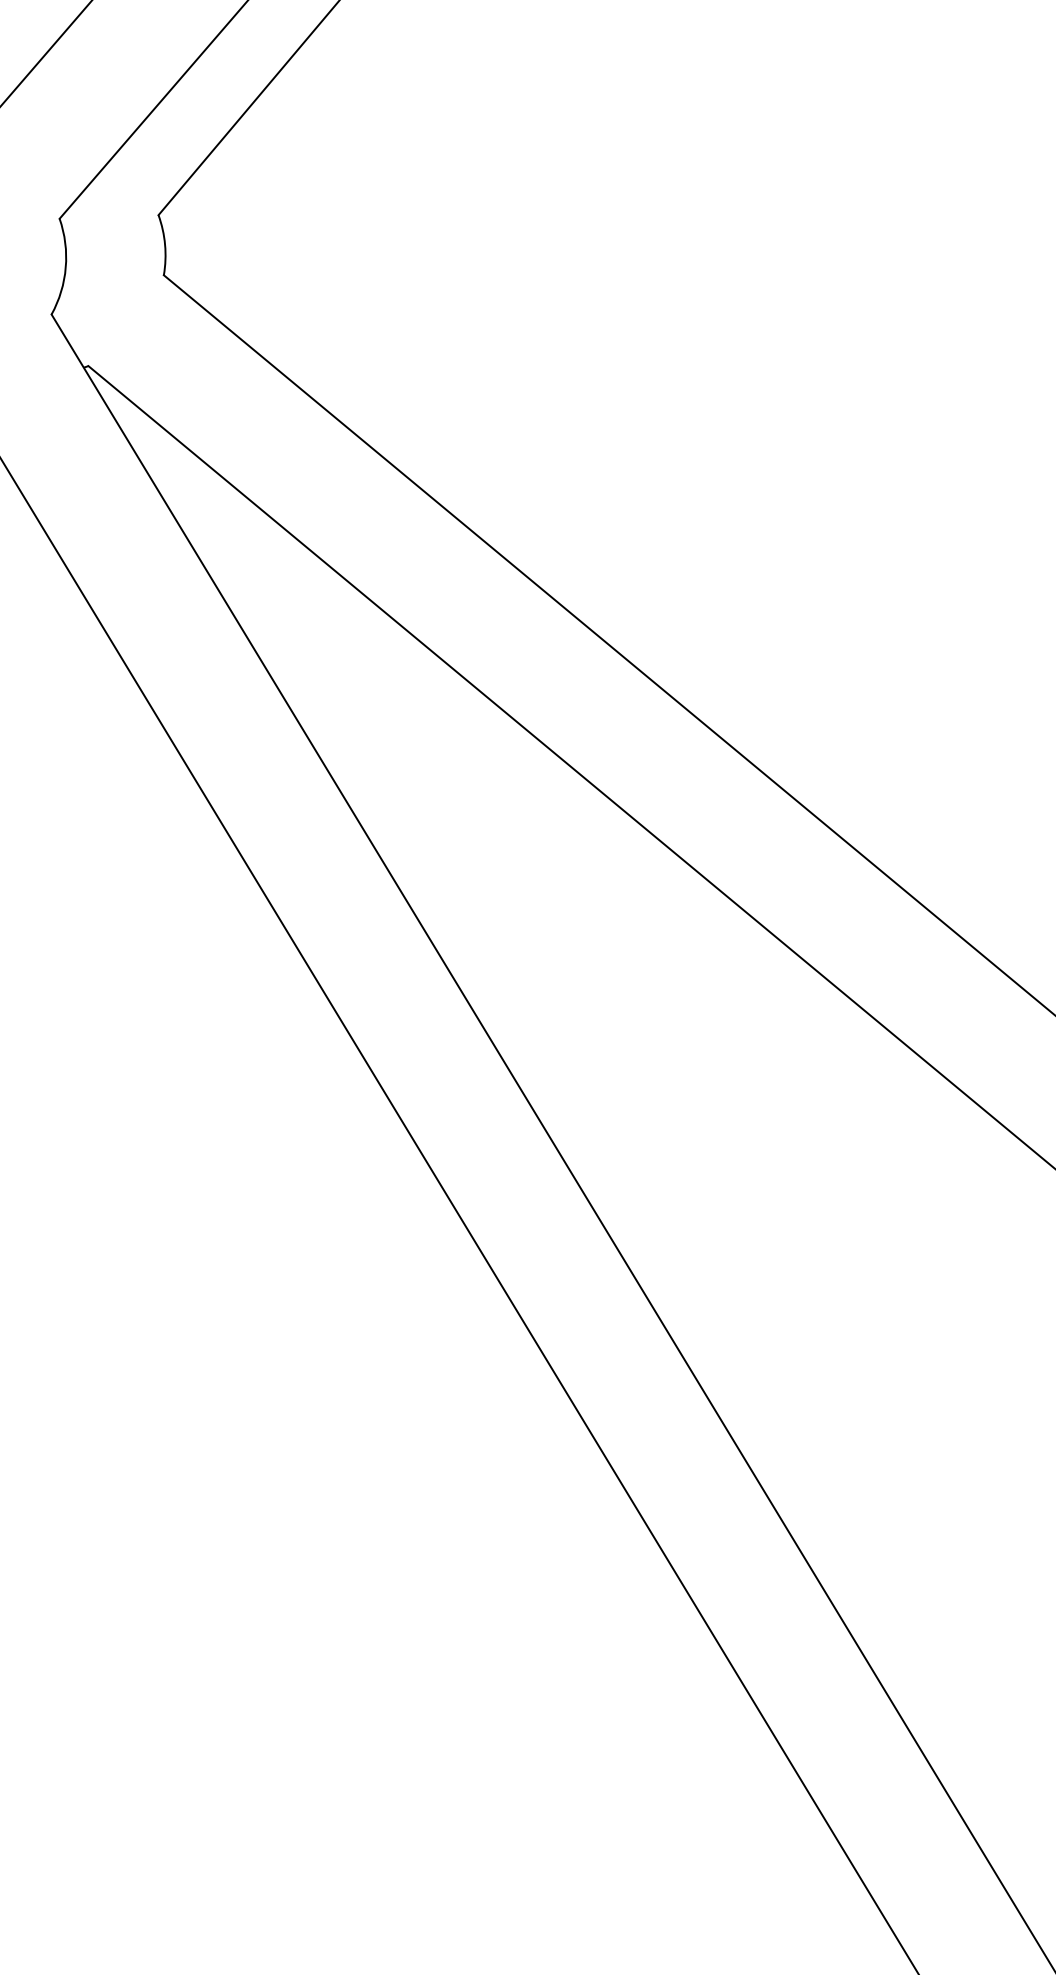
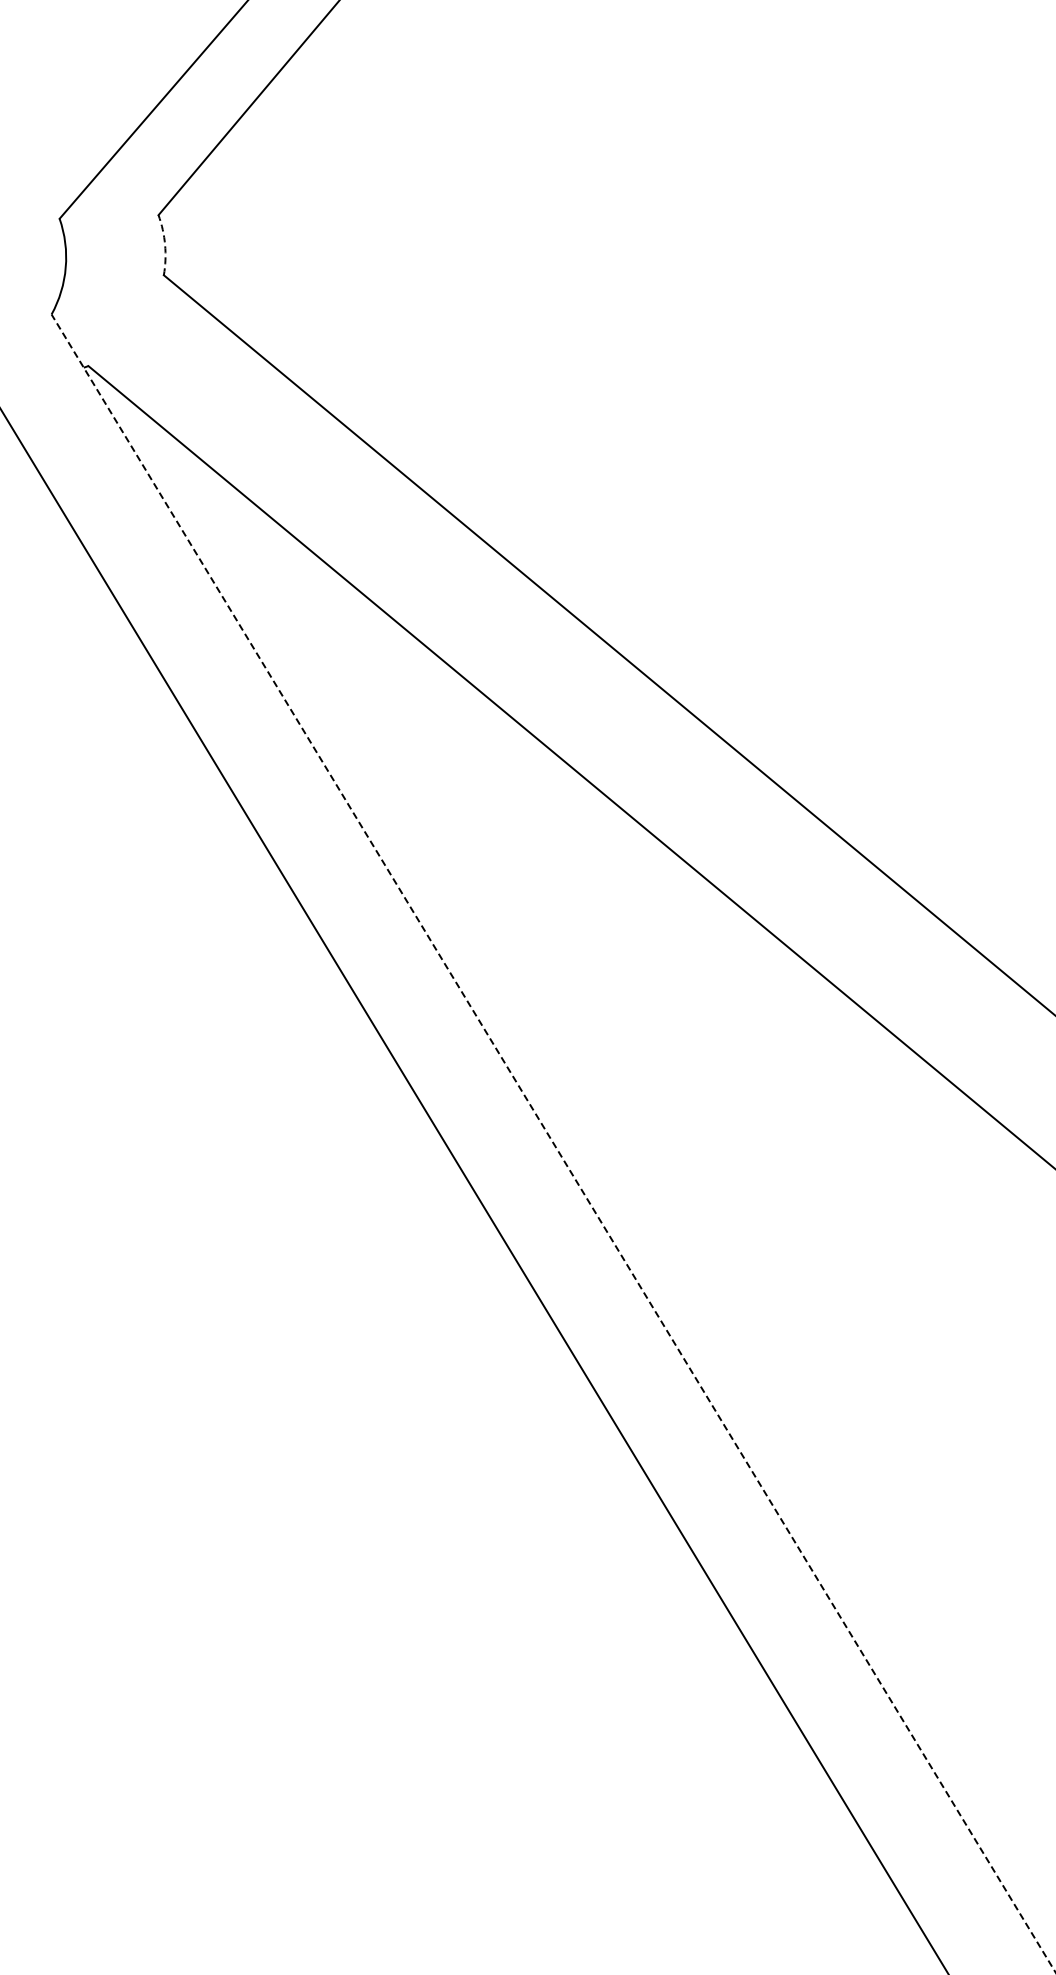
line: present -> none (46, 53)
arc: solid -> dashed (165, 244)
line: solid -> dashed (553, 1143)
line position: (459, 1216) -> (474, 1191) (474, 1191)
